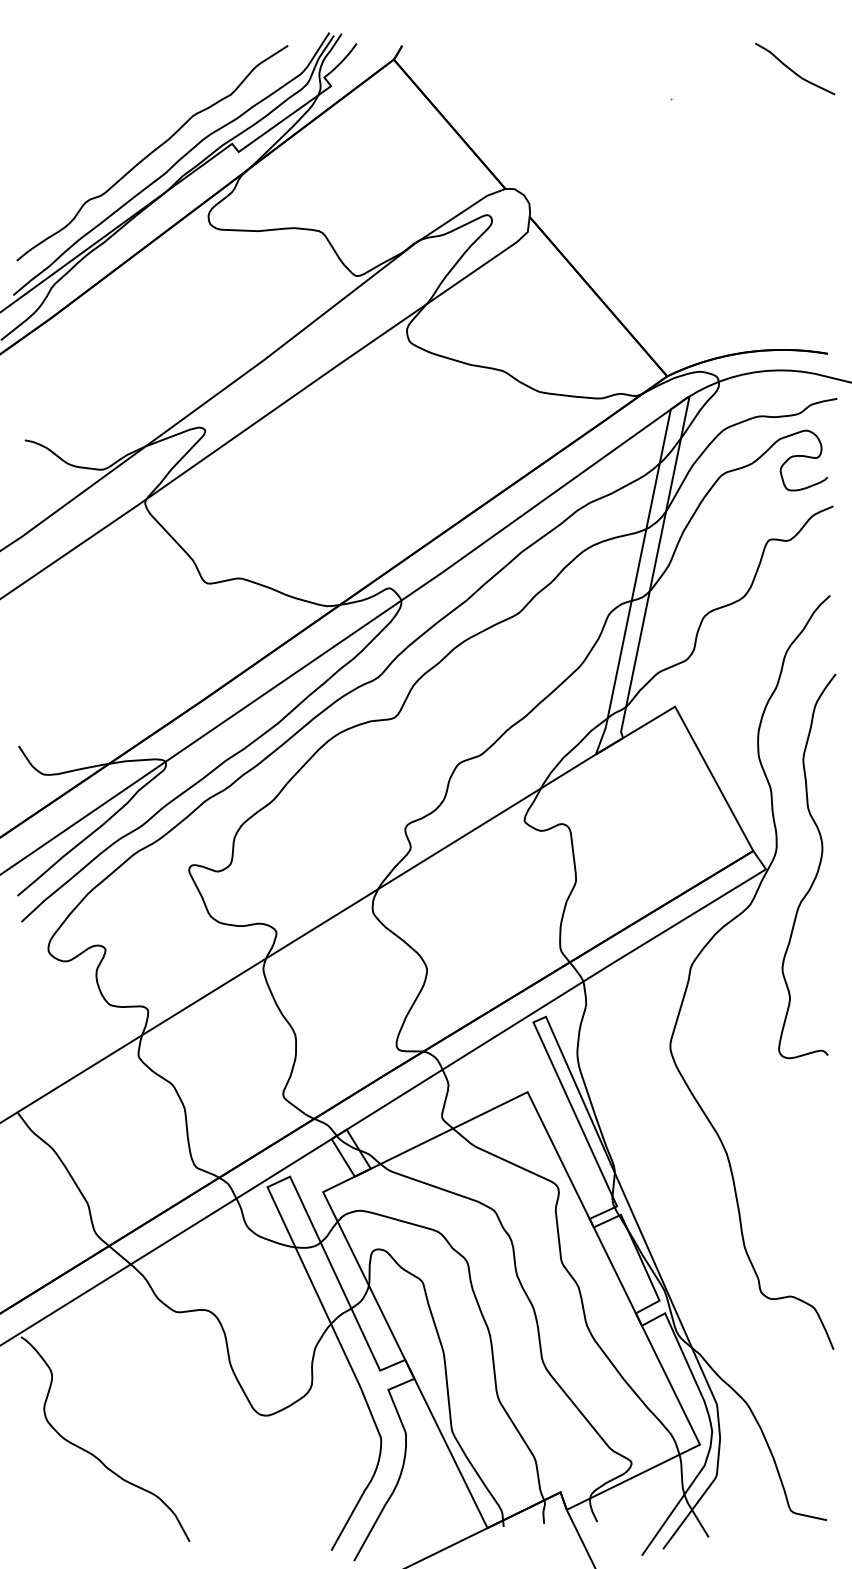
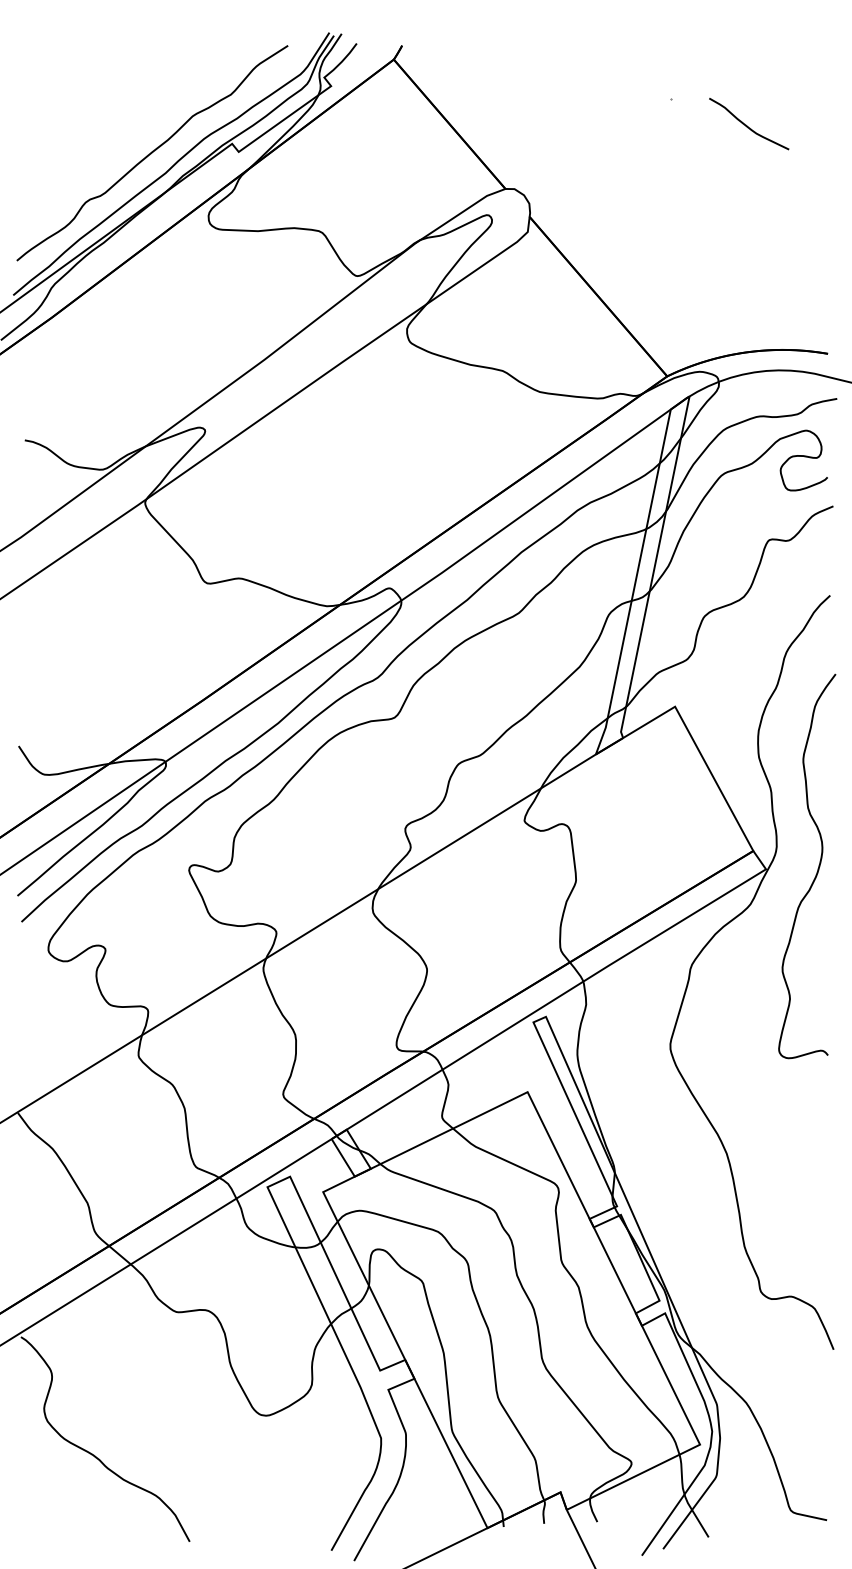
curve position: (793, 70) -> (747, 125) (747, 125)
